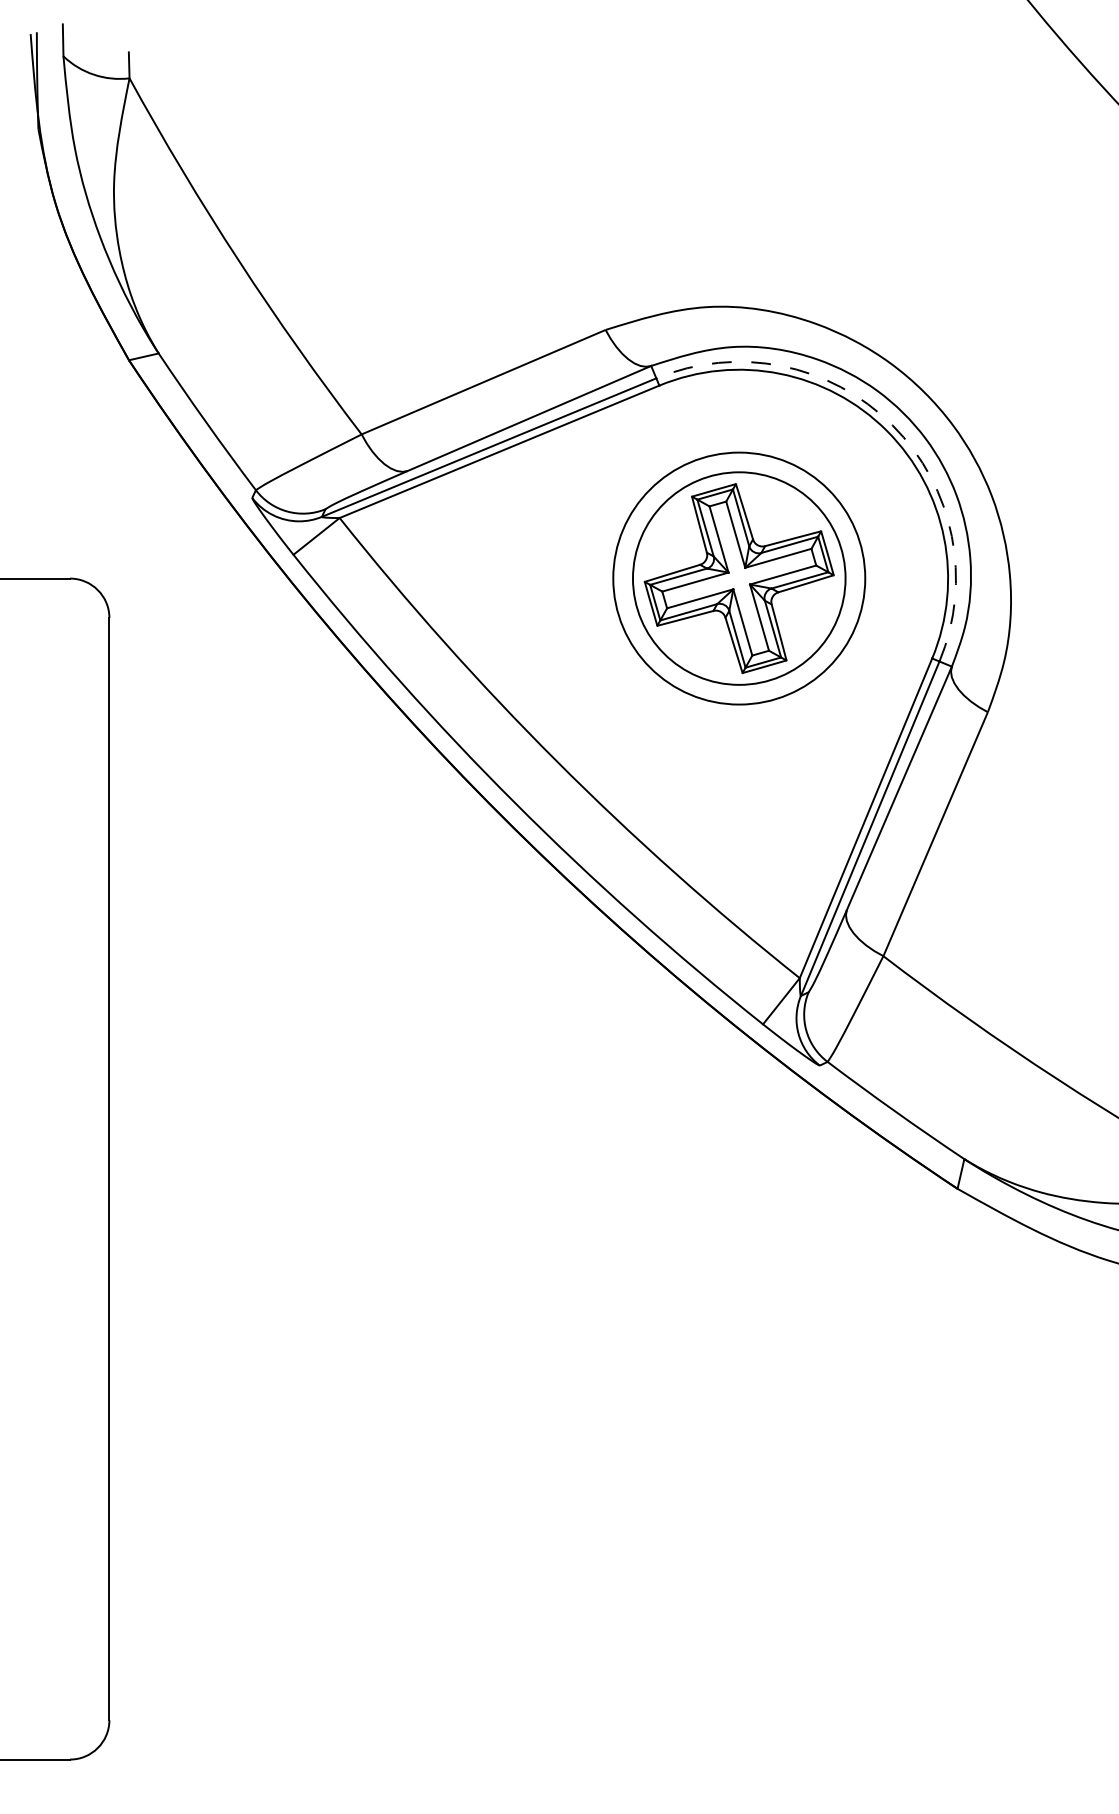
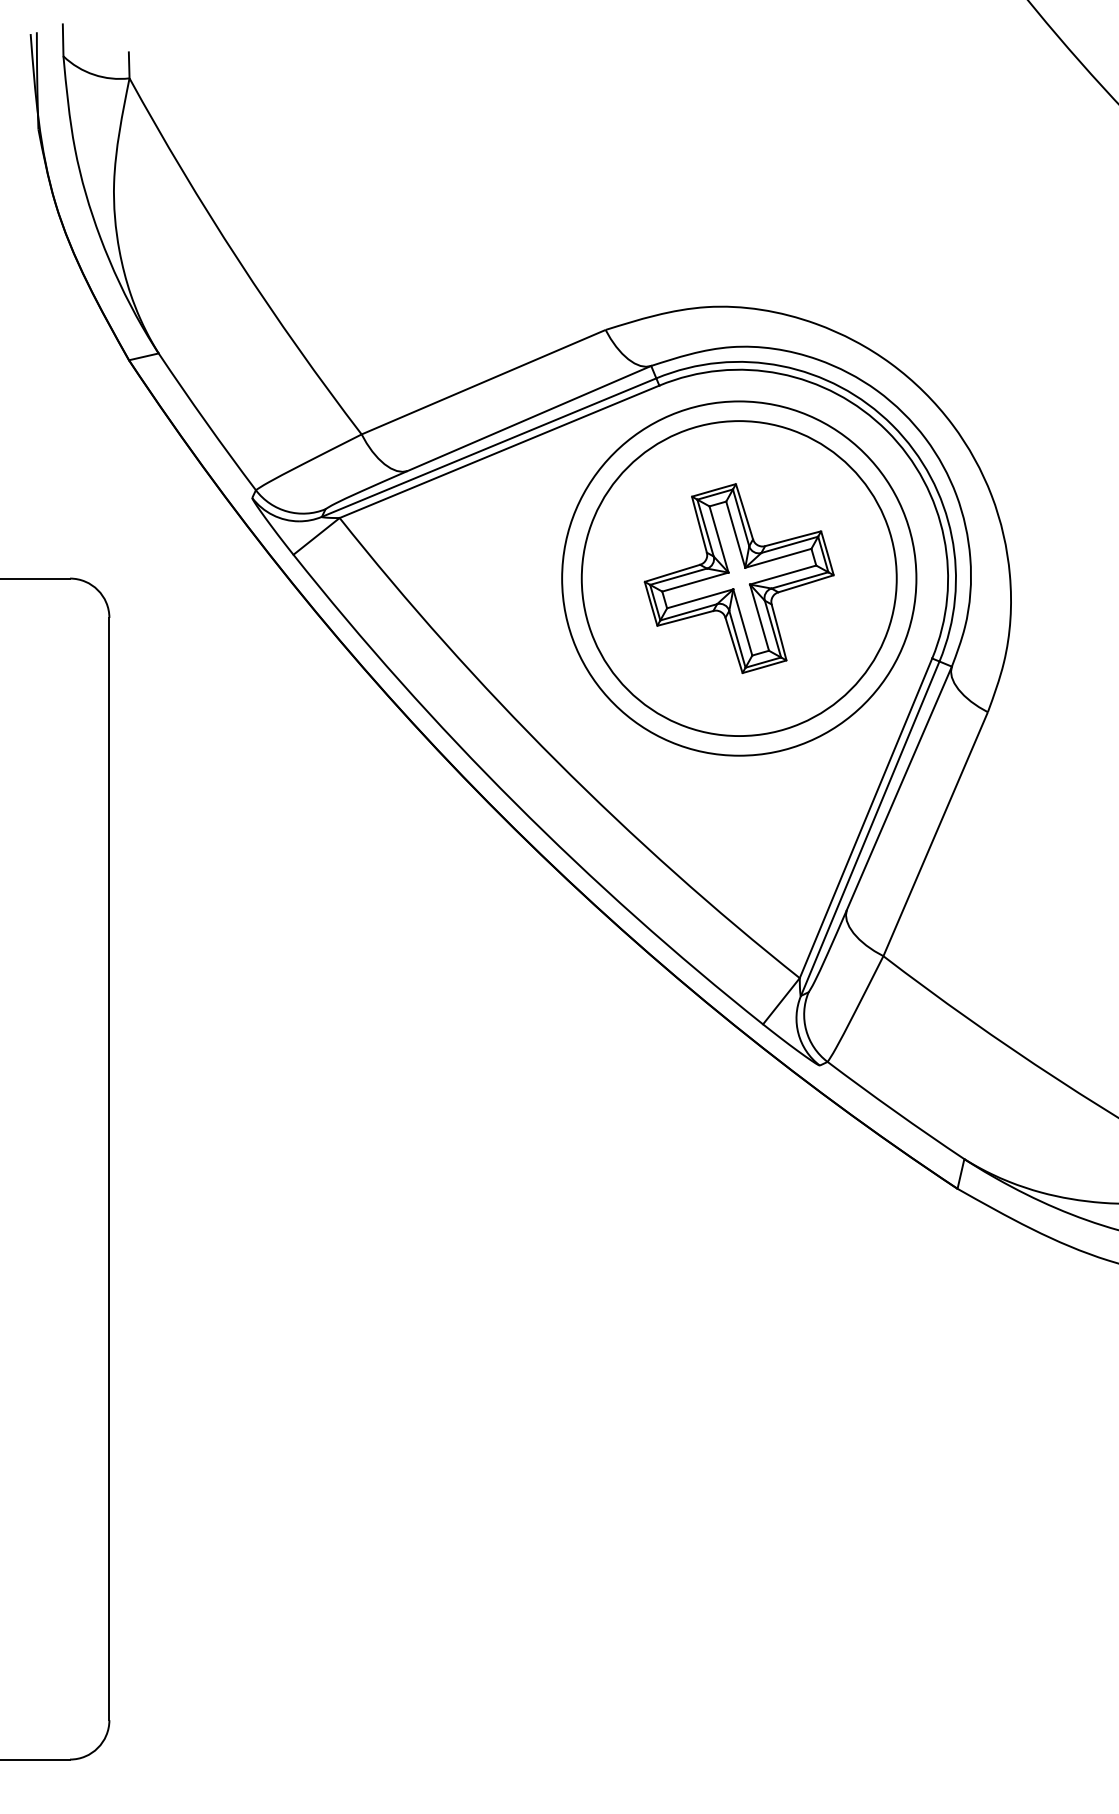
arc: dashed -> solid (892, 425)
circle diameter: 213 px -> 354 px (739, 578)
circle diameter: 252 px -> 315 px (738, 578)
